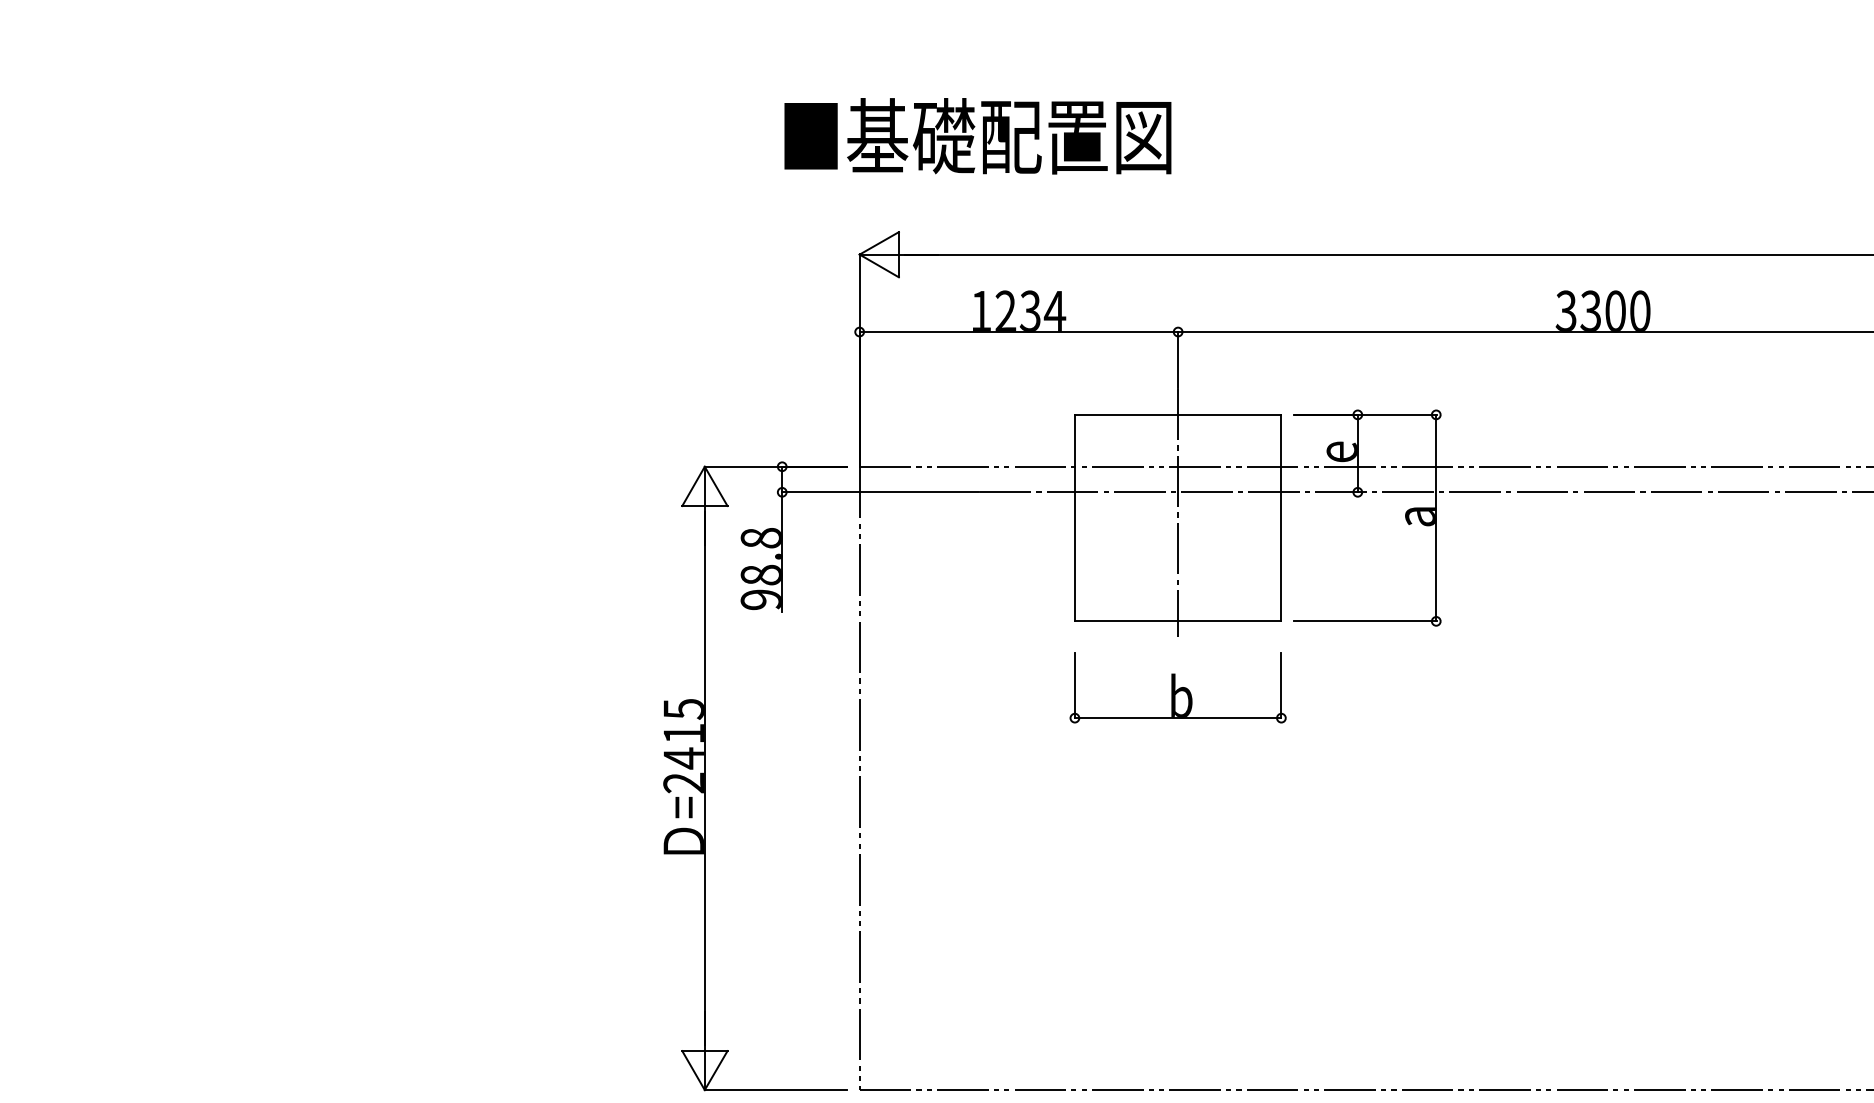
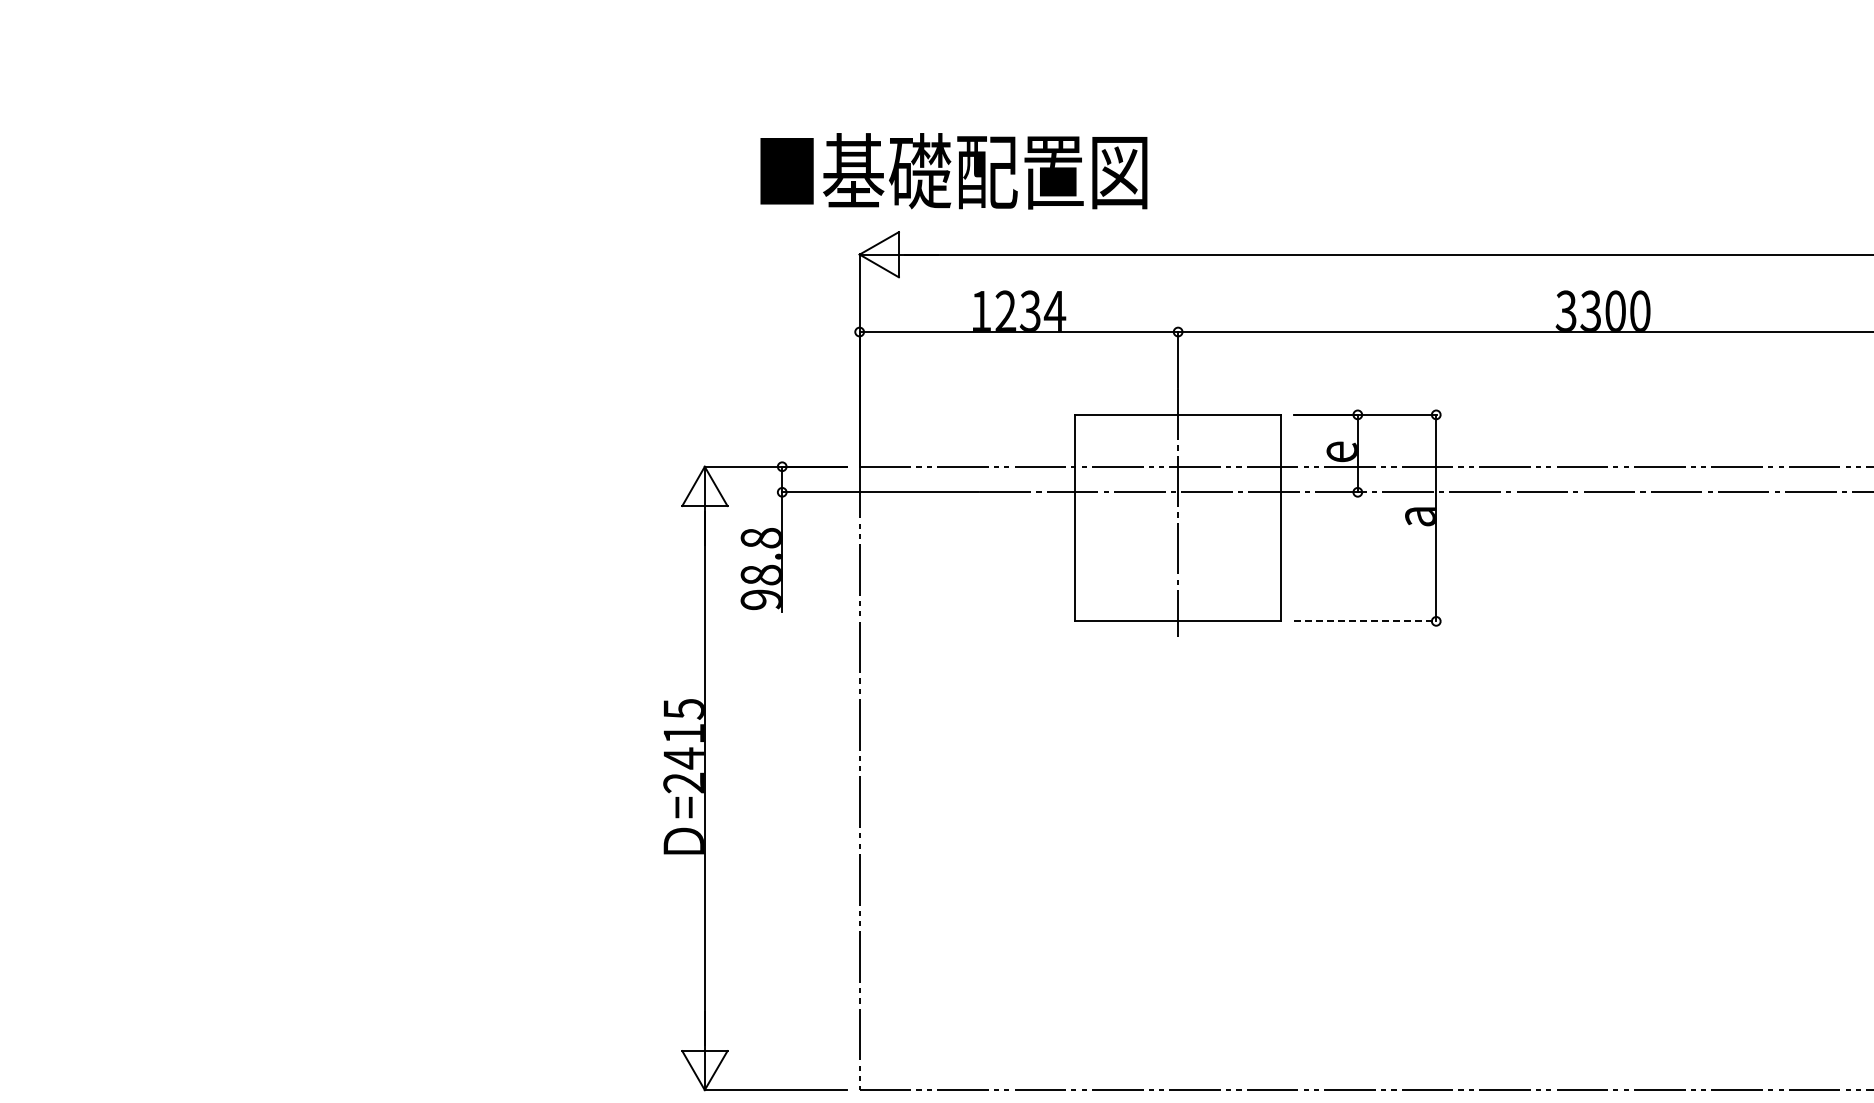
text position: (977, 136) -> (953, 171) (953, 171)
line: solid -> dashed (1365, 621)
part: present -> none (1177, 687)
